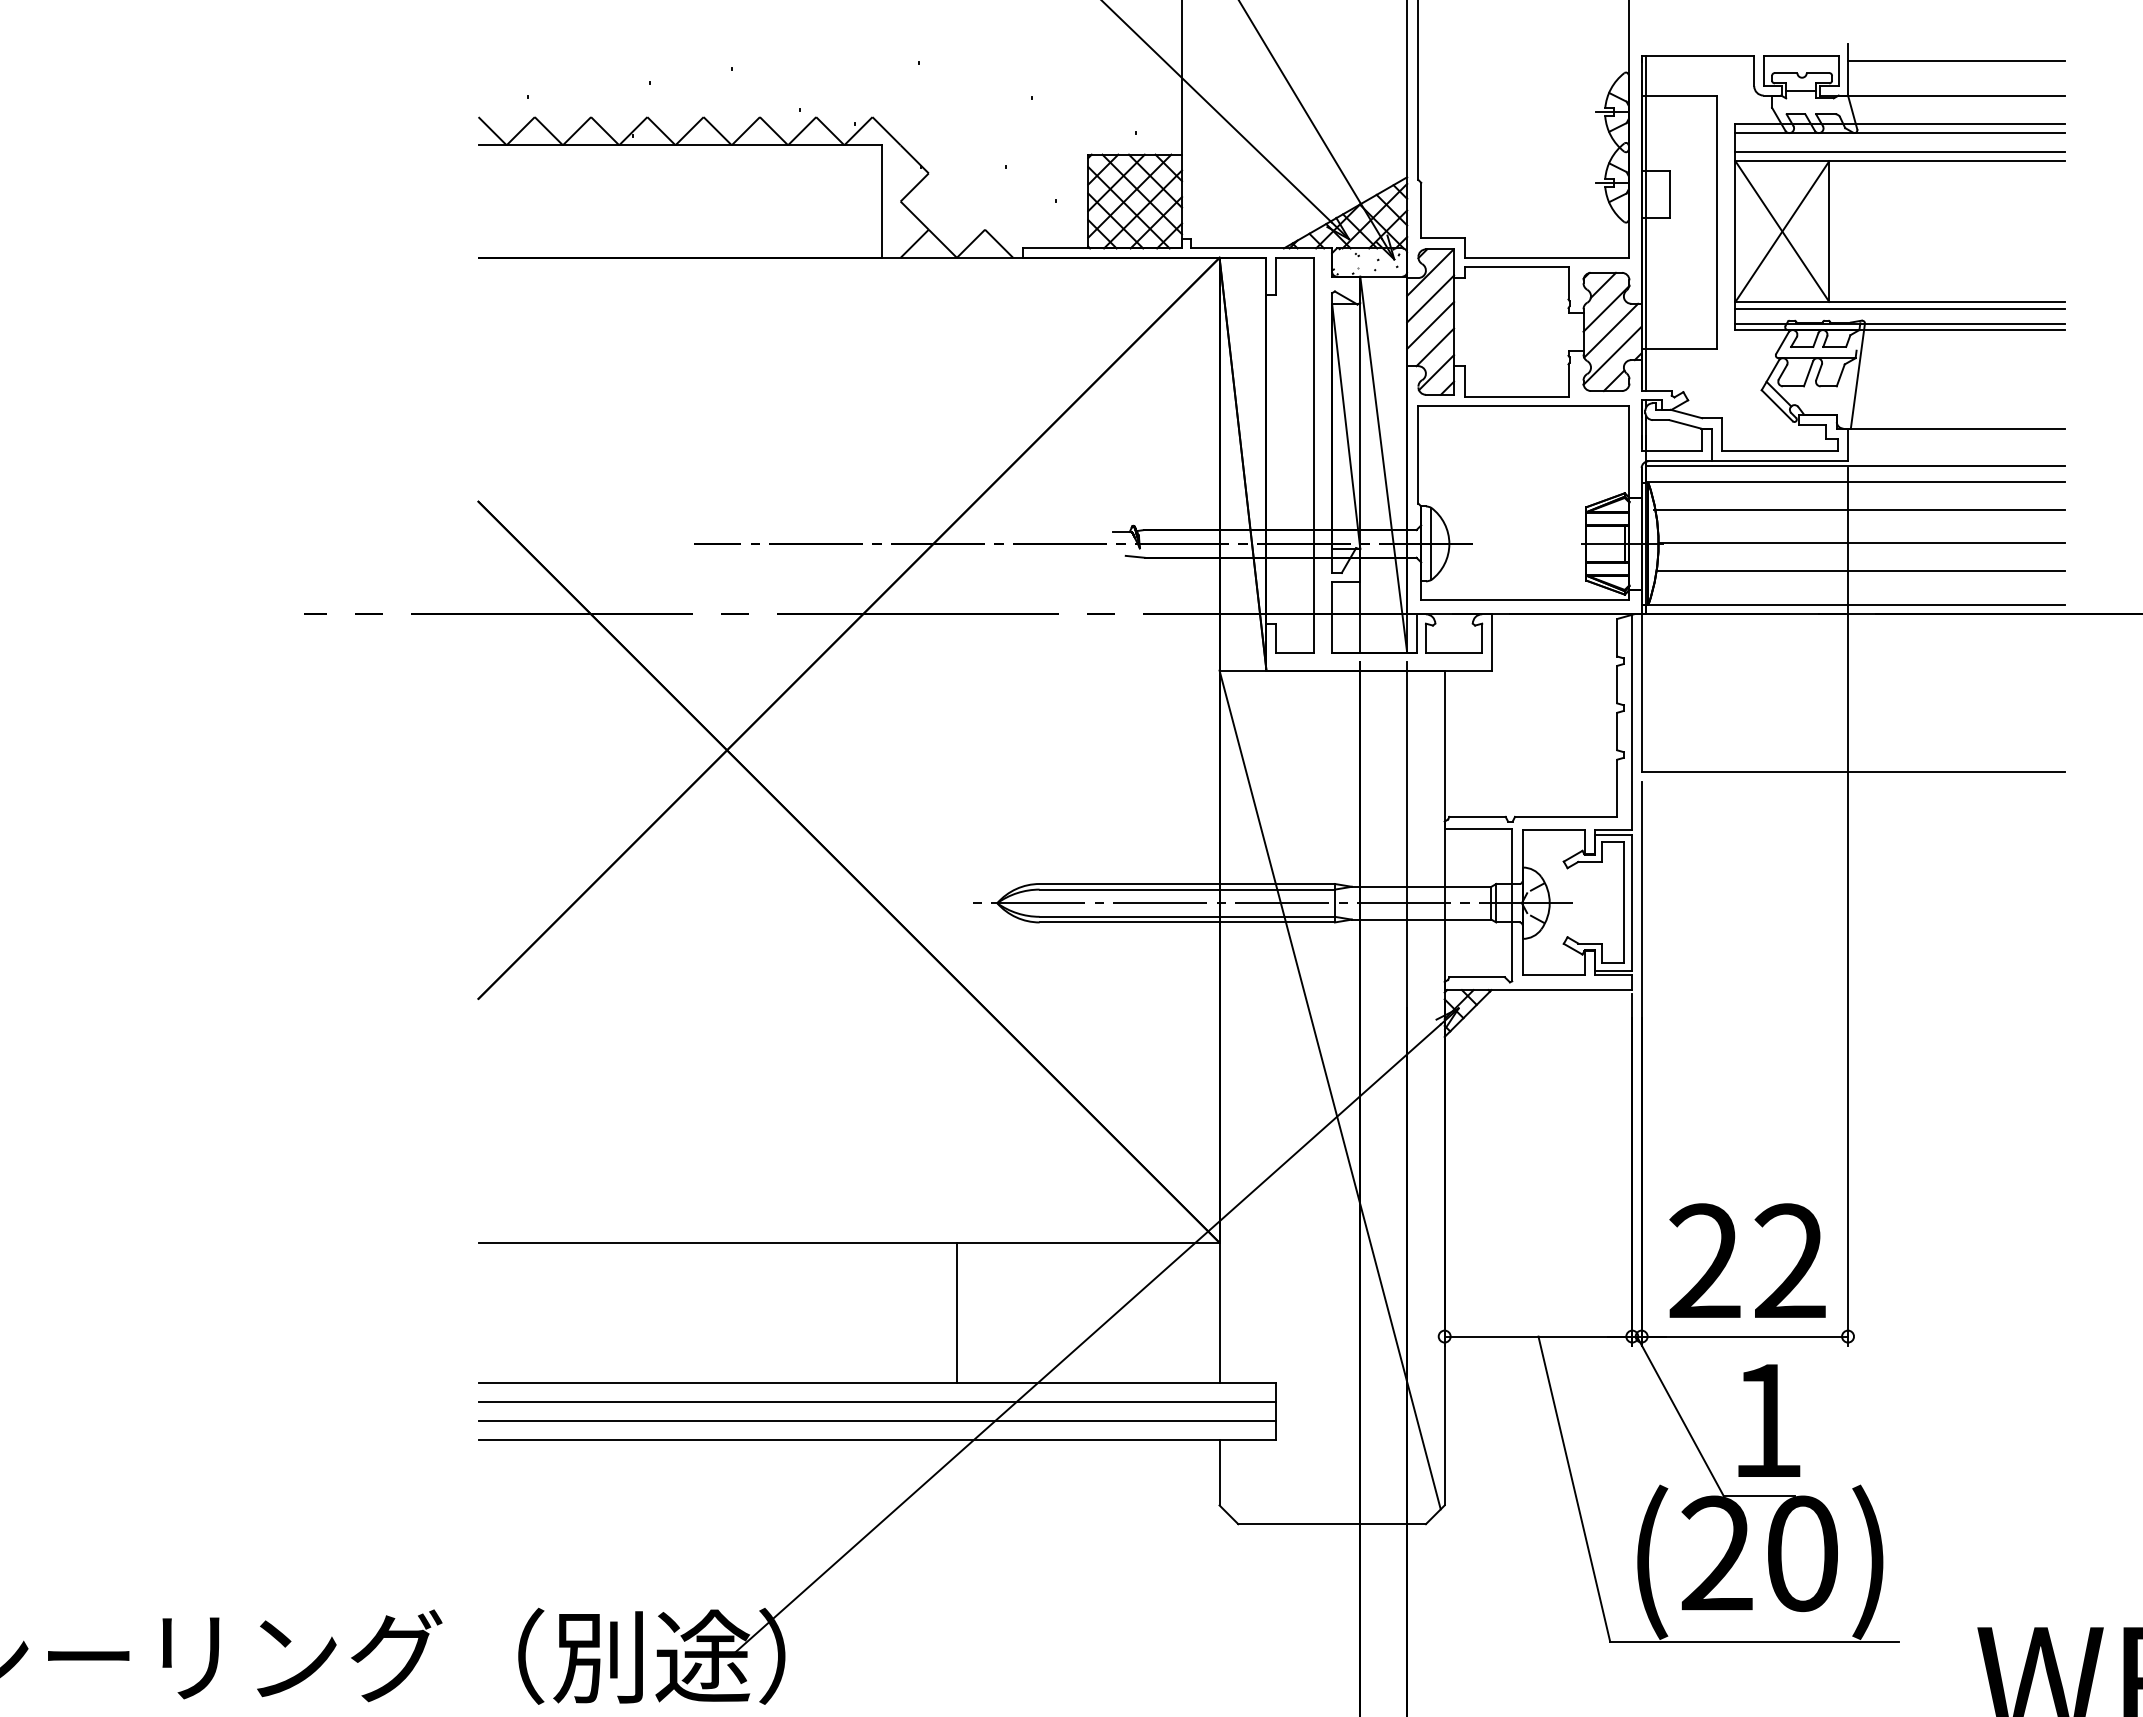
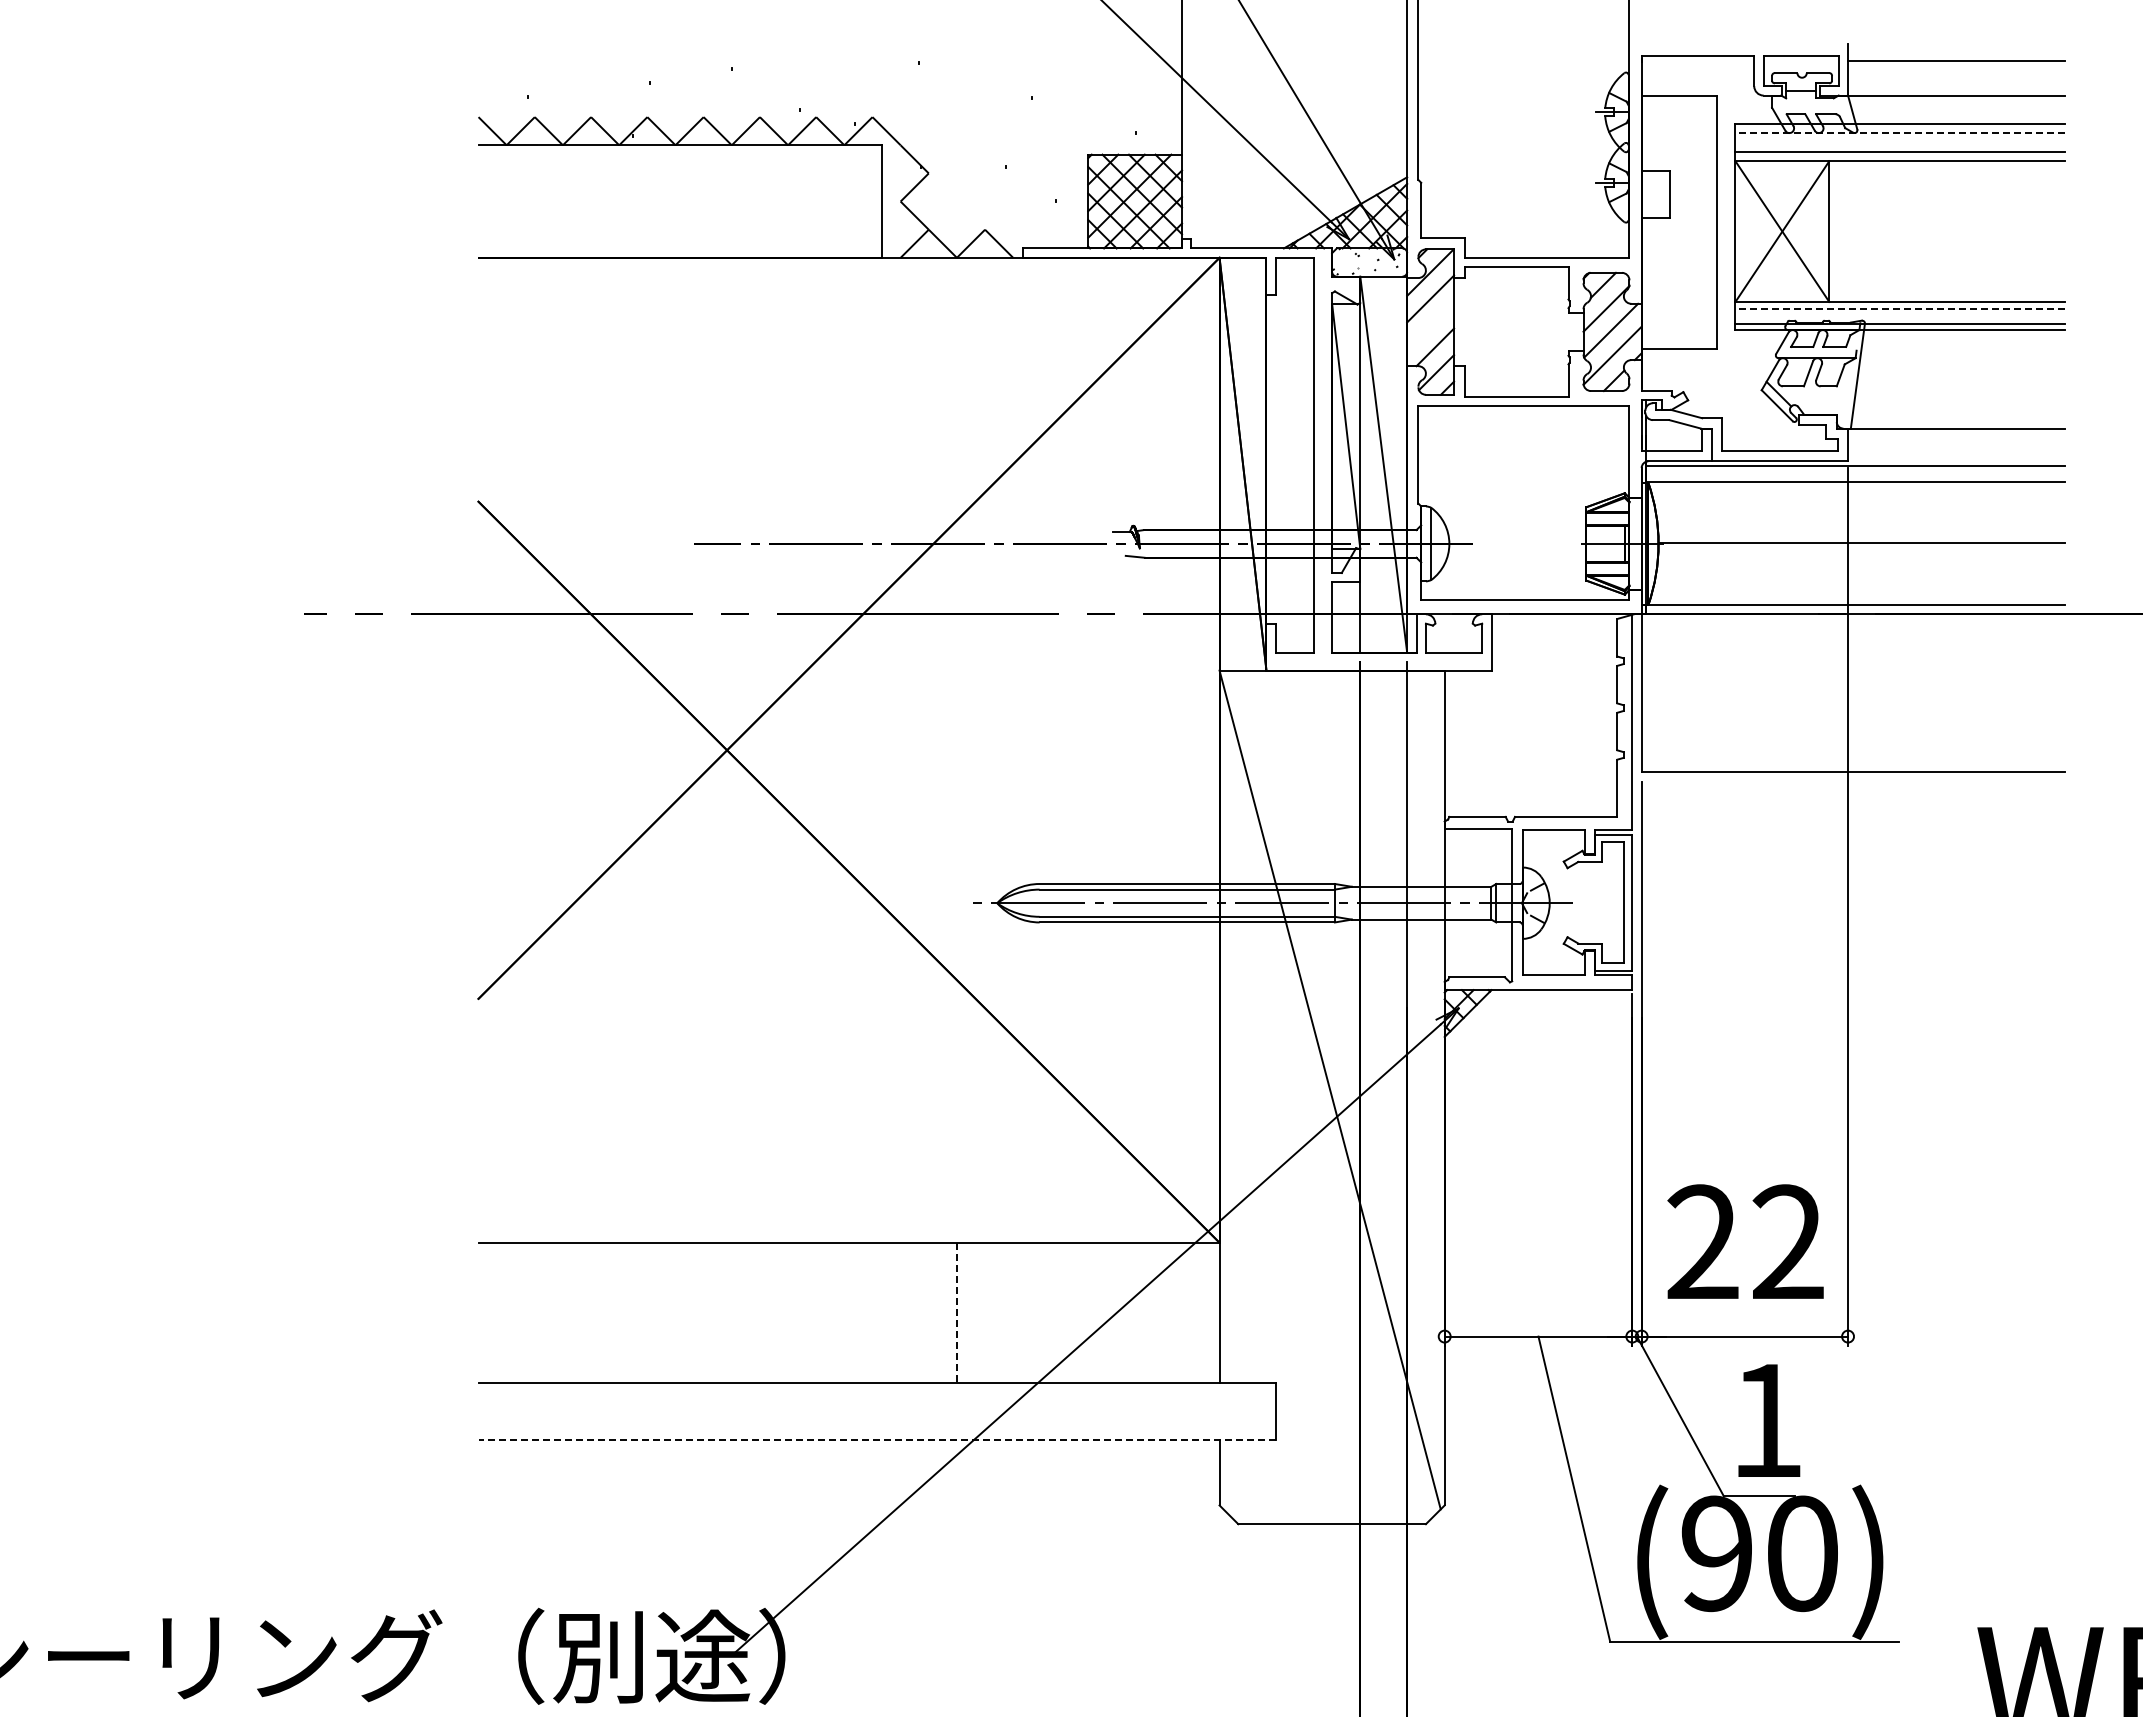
line: solid -> dashed (1900, 133)
line: present -> none (1646, 223)
line: solid -> dashed (1900, 308)
line: present -> none (1430, 325)
line: present -> none (1858, 510)
line: present -> none (1860, 571)
text position: (1747, 1260) -> (1745, 1241) (1745, 1241)
line: solid -> dashed (956, 1313)
line: present -> none (876, 1402)
line: present -> none (876, 1421)
line: solid -> dashed (877, 1439)
text: (20) -> (90) (1716, 1553)
